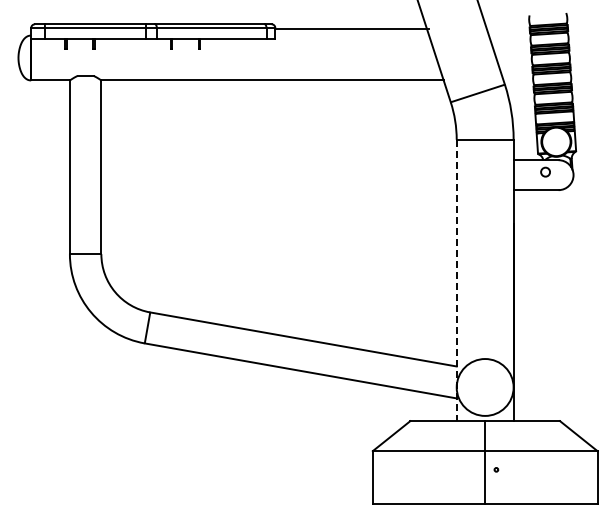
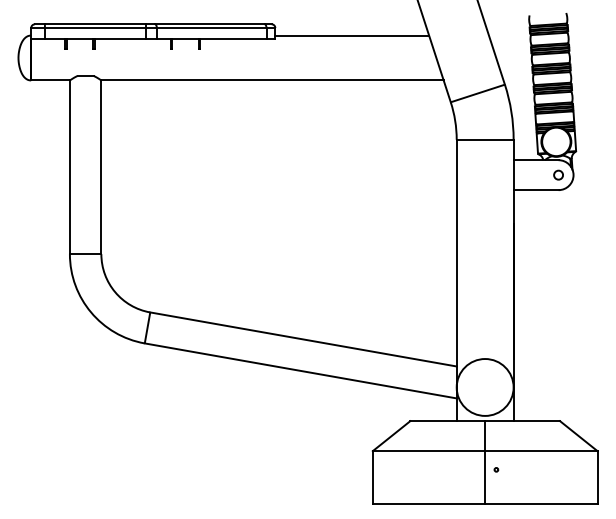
line position: (352, 28) -> (352, 35) (352, 35)
circle position: (545, 171) -> (558, 174) (558, 174)
line: dashed -> solid (456, 280)
